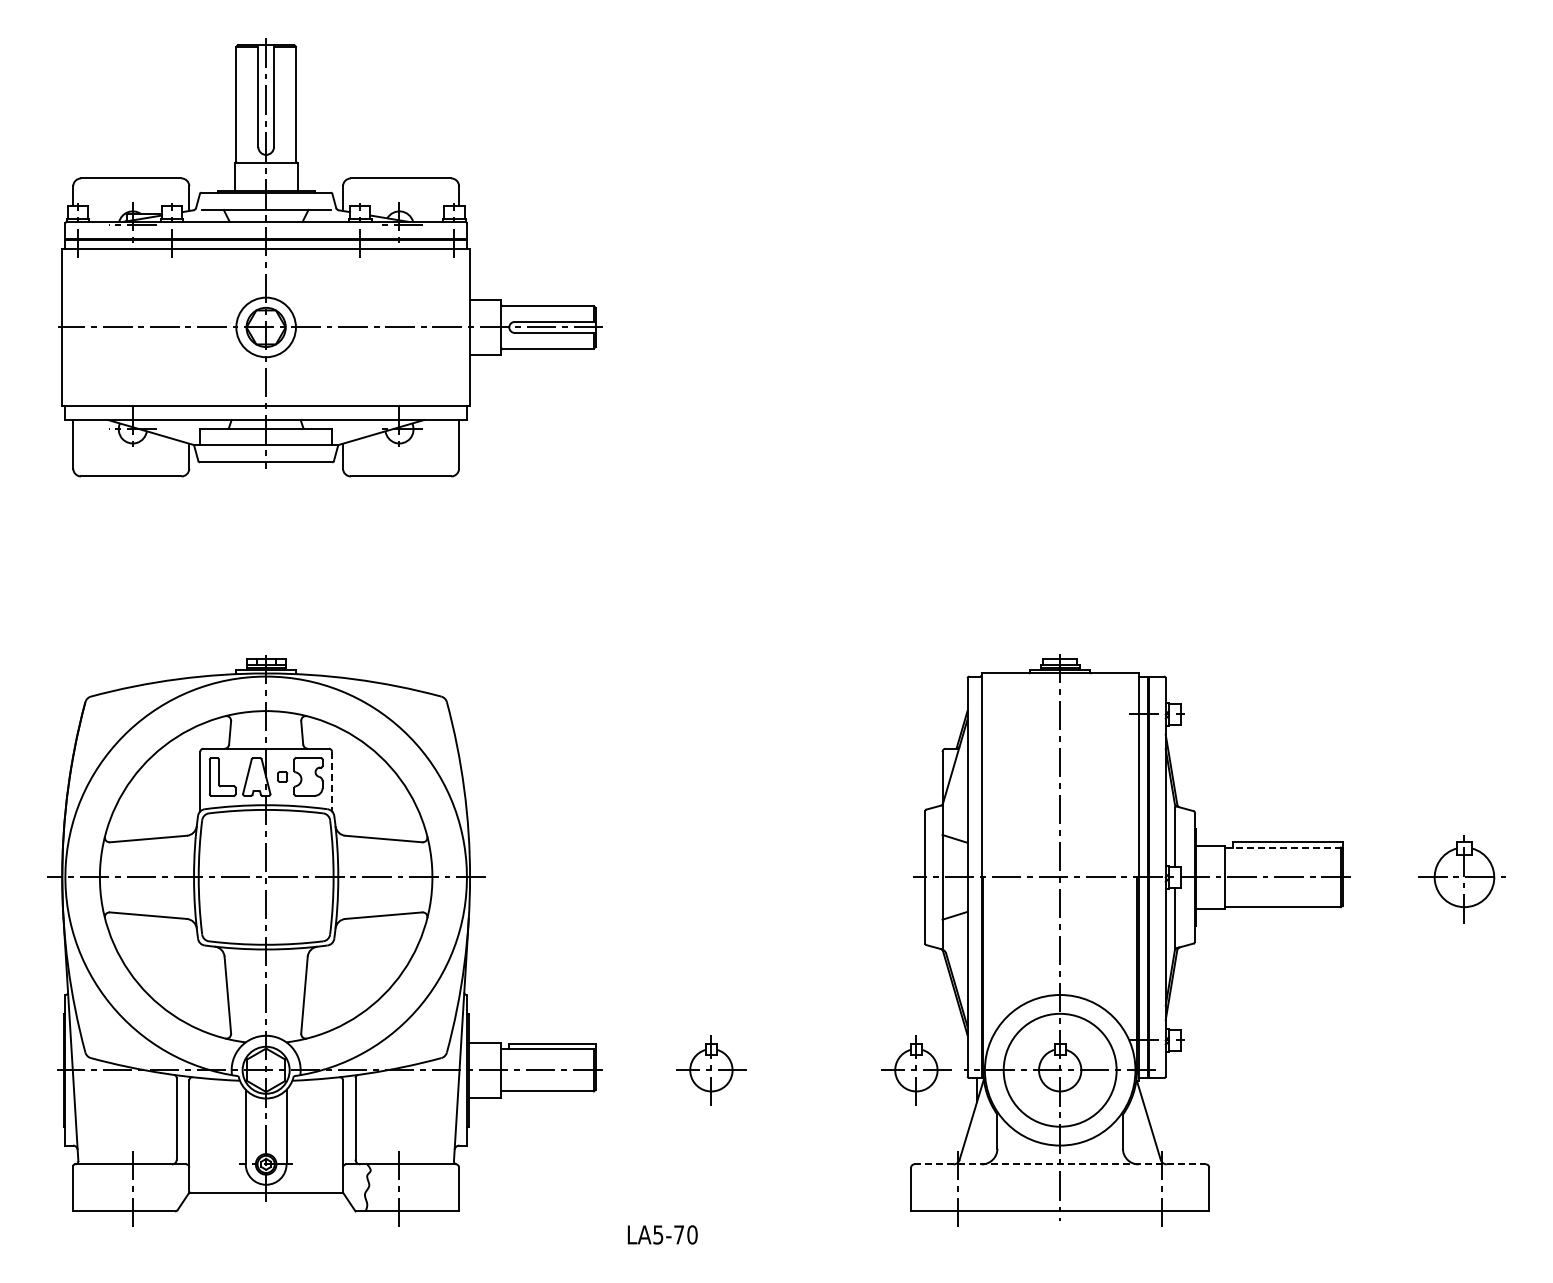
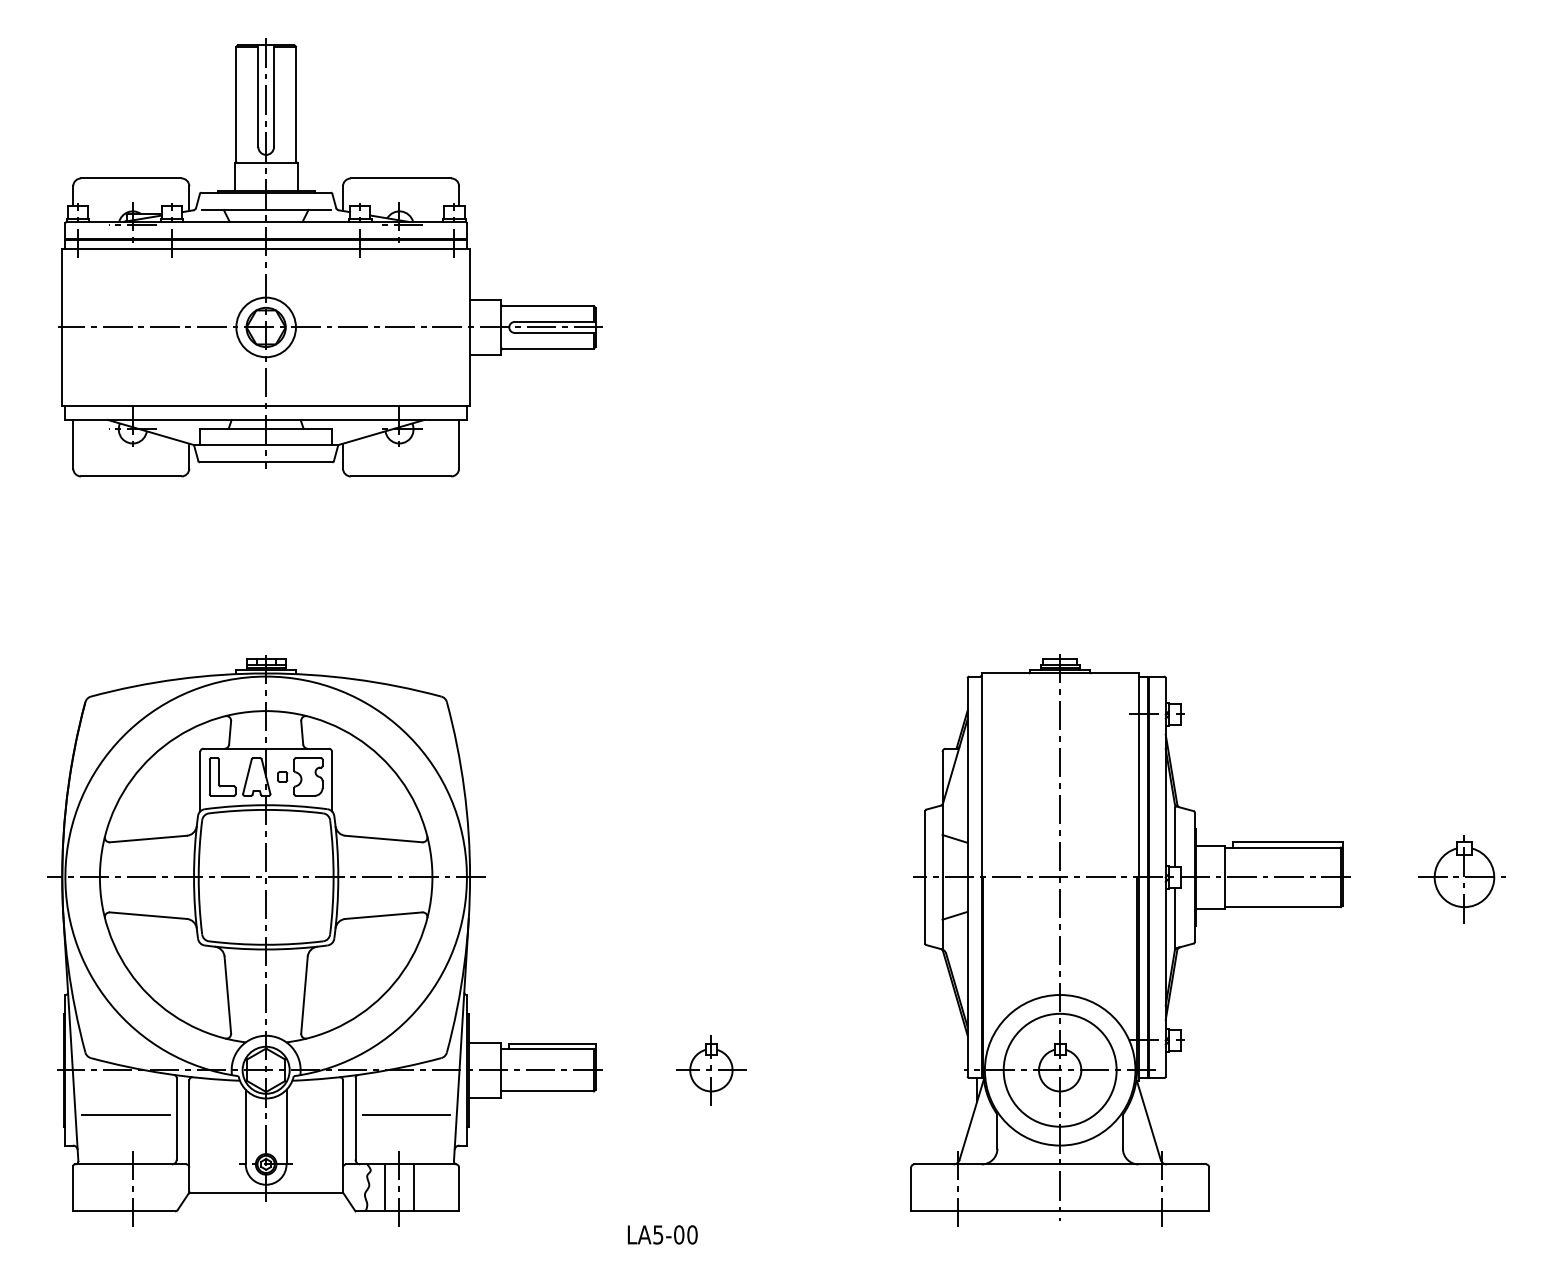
line: dashed -> solid (332, 781)
line: dashed -> solid (1283, 847)
part: present -> none (916, 1070)
line: none -> present (125, 1114)
line: none -> present (406, 1114)
line: dashed -> solid (1060, 1164)
line: none -> present (385, 1187)
line: none -> present (413, 1187)
text: LA5-70 -> LA5-00 (679, 1234)
